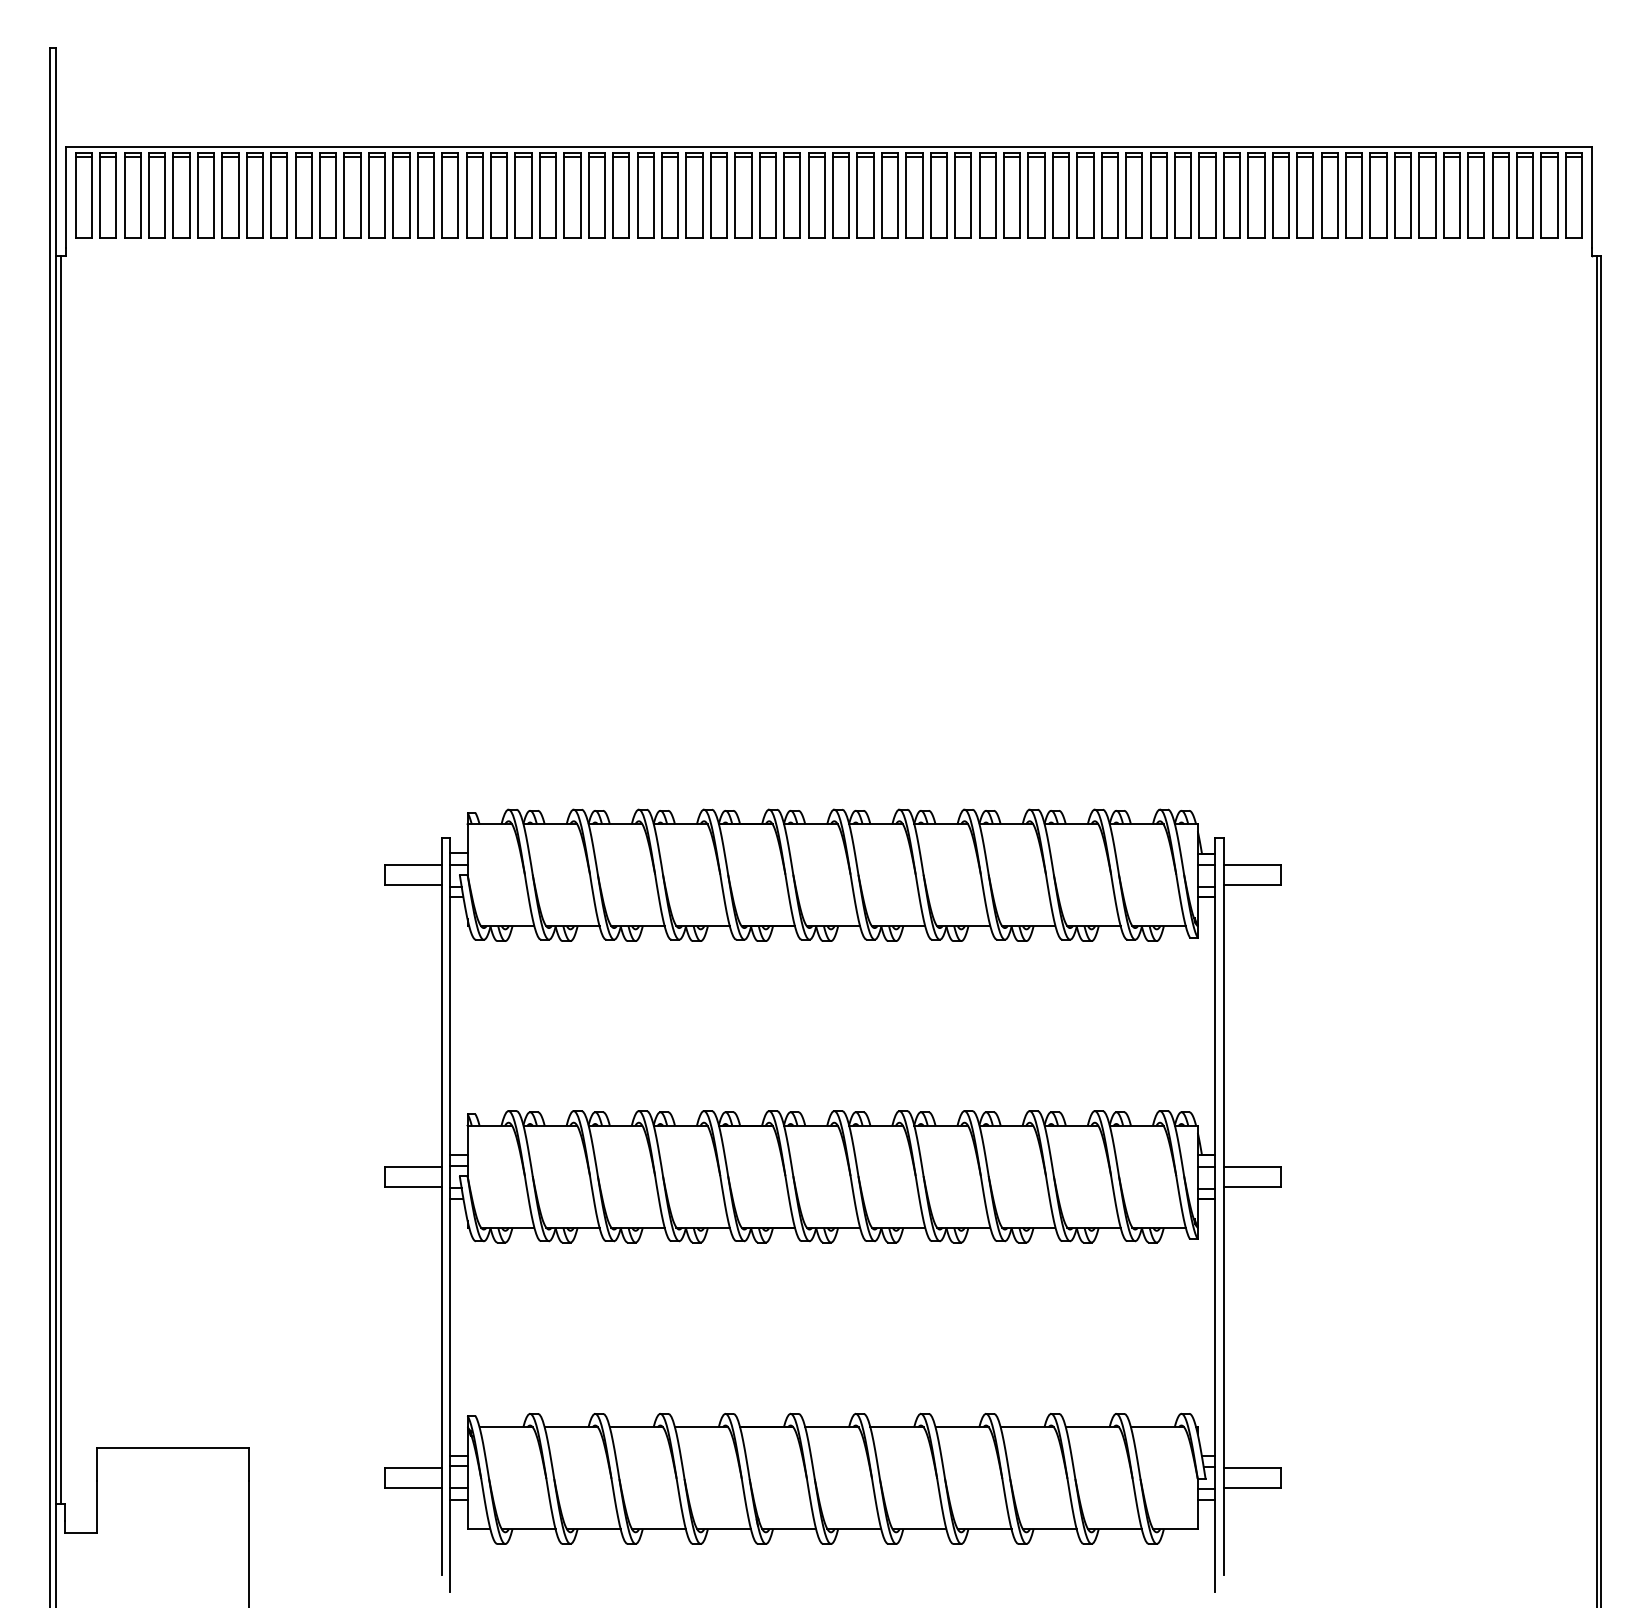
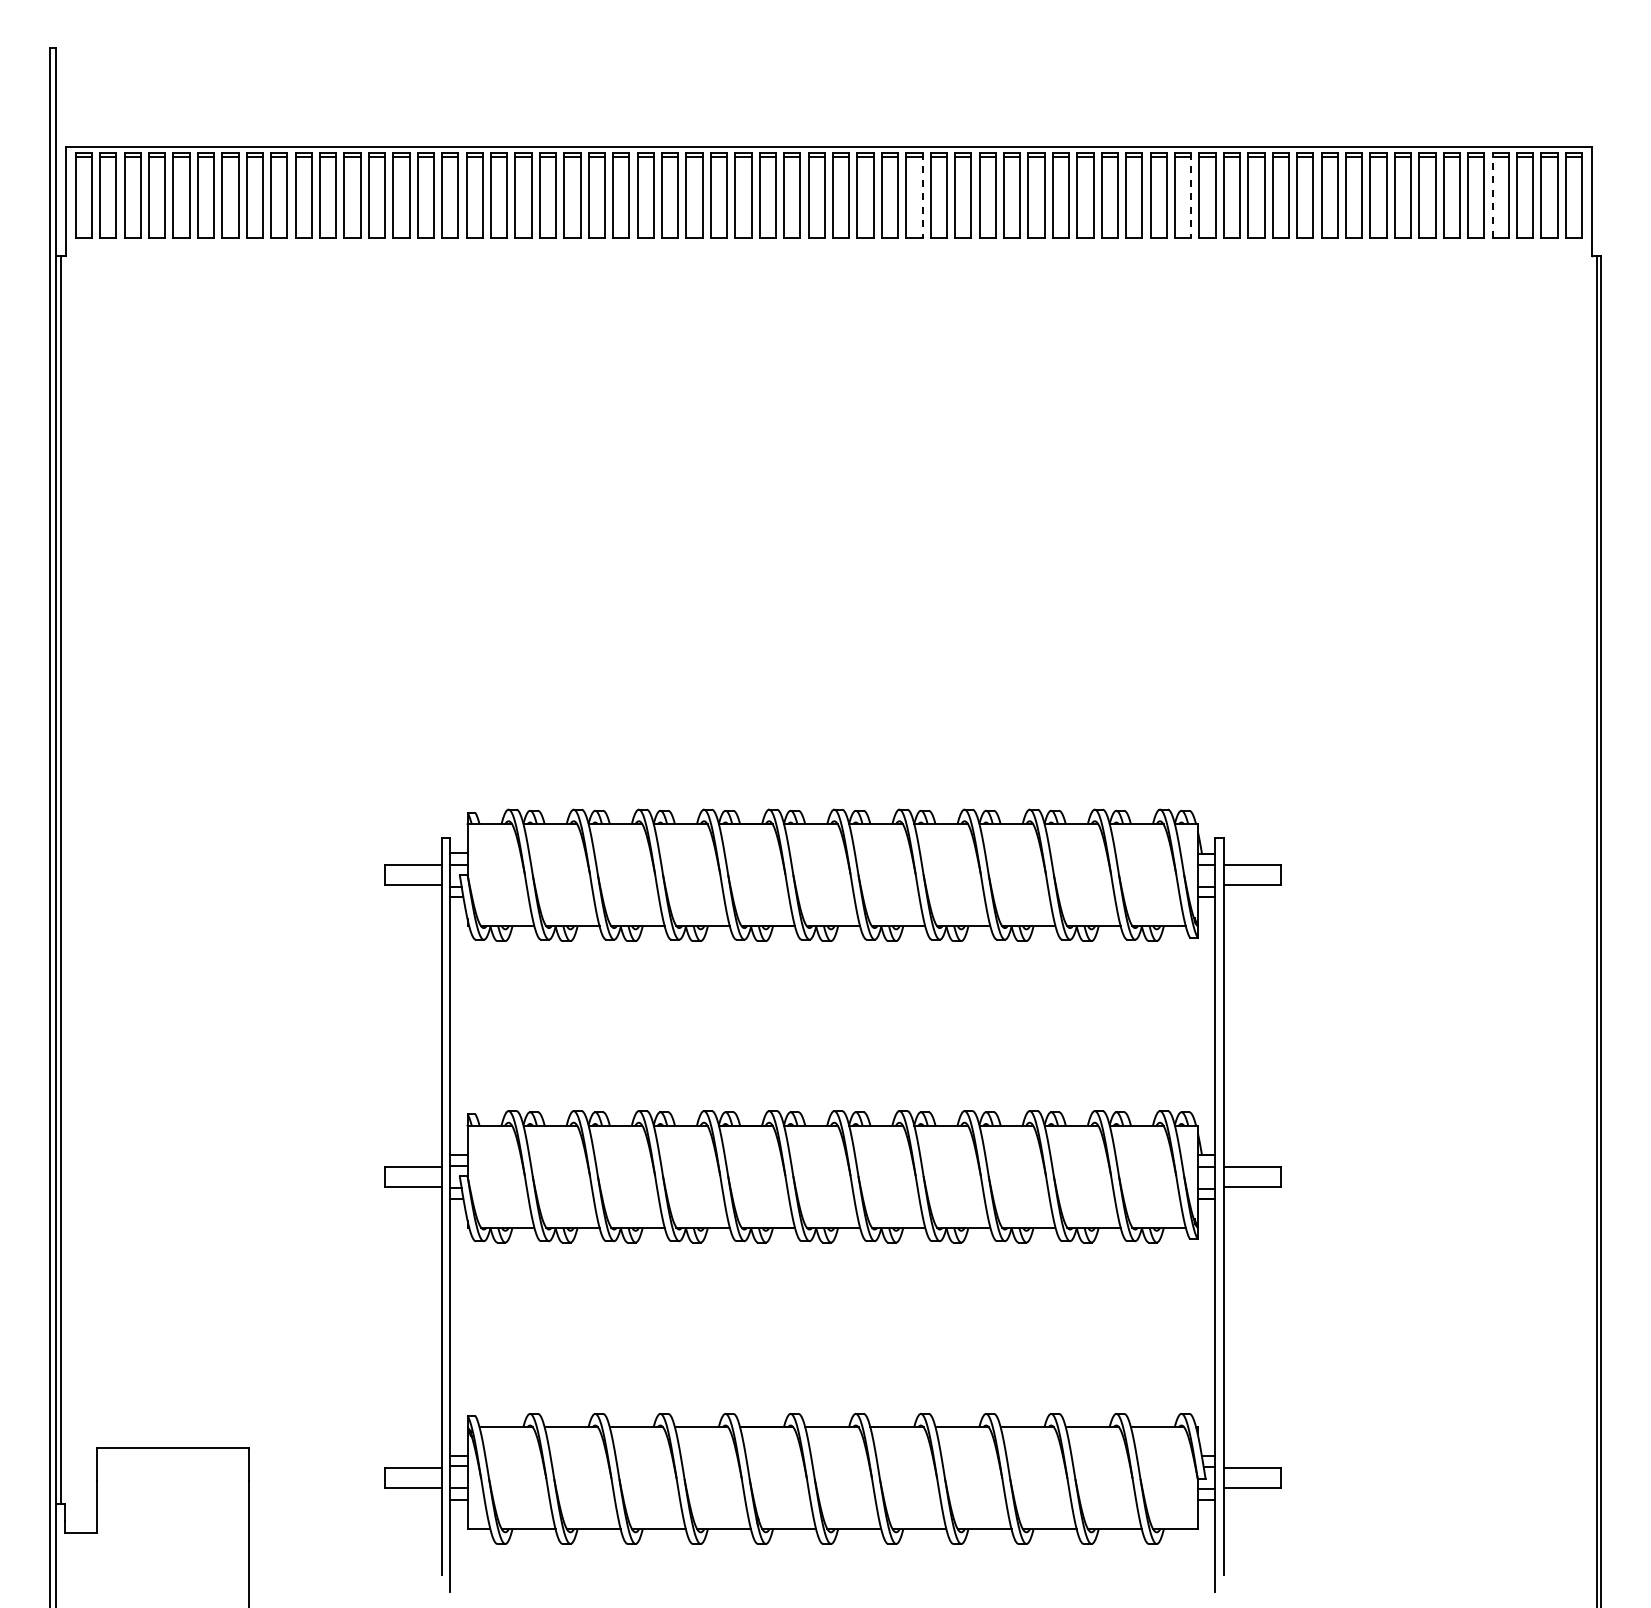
line: solid -> dashed (1492, 194)
line: solid -> dashed (922, 195)
line: solid -> dashed (1191, 195)
